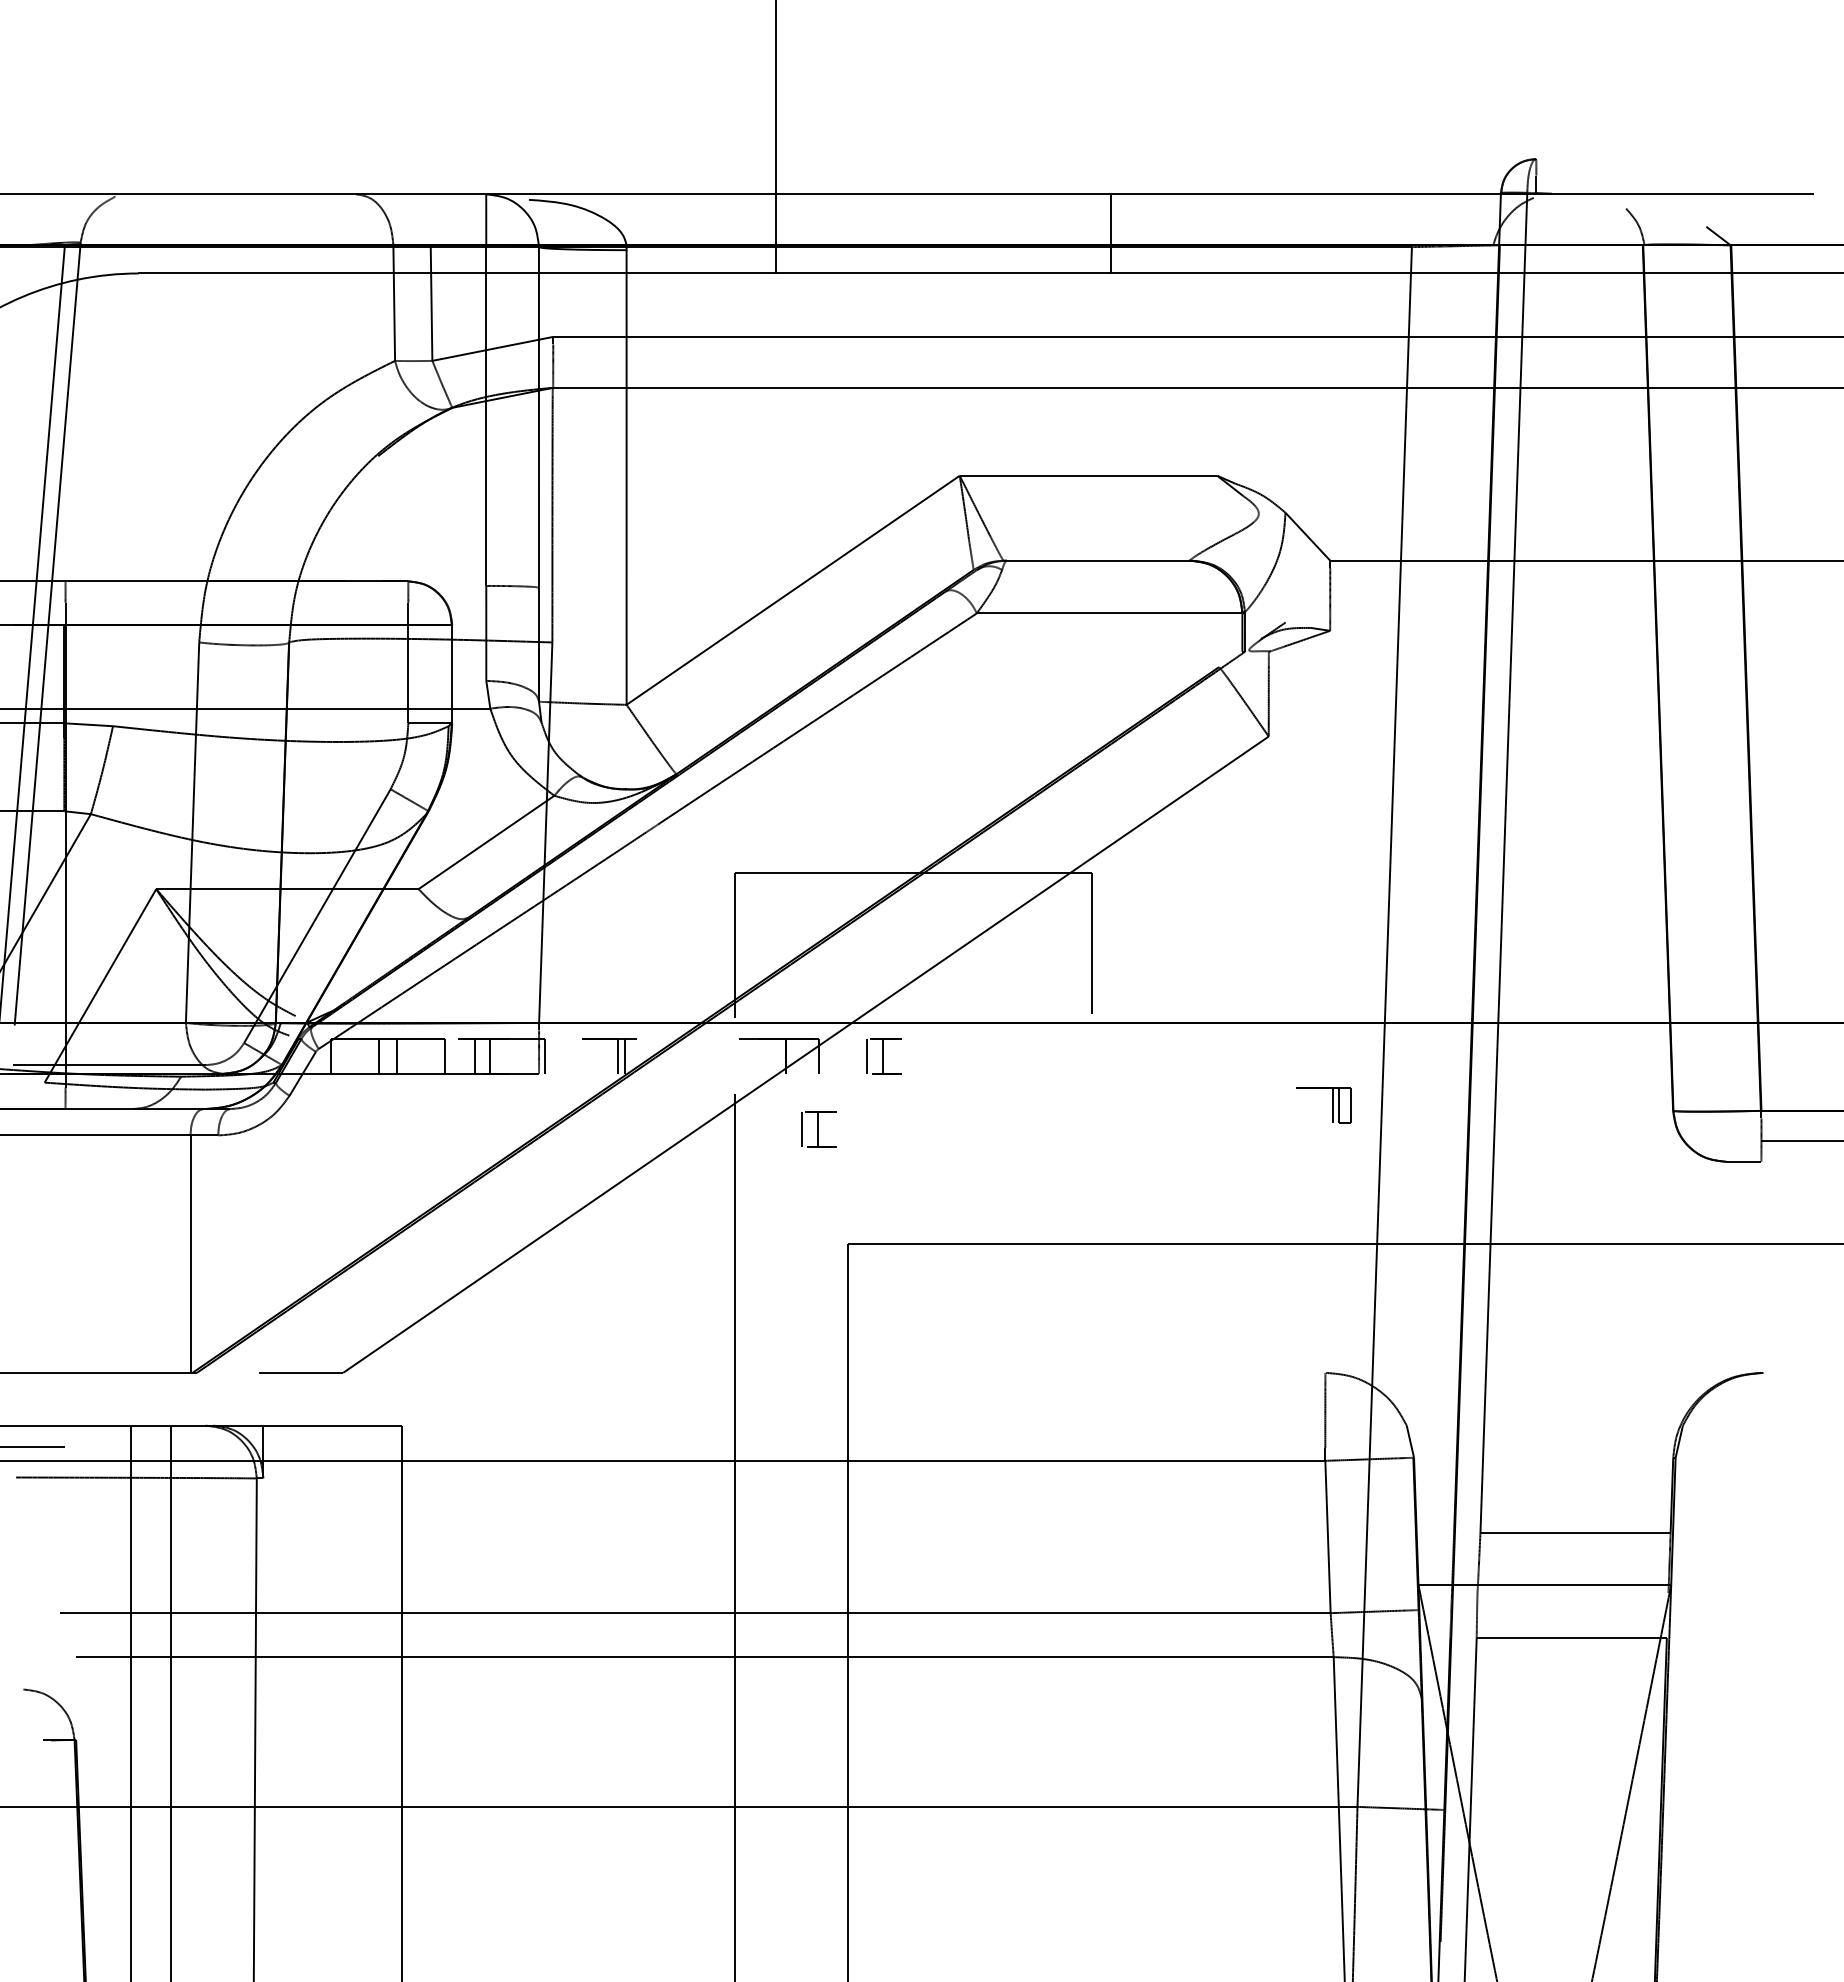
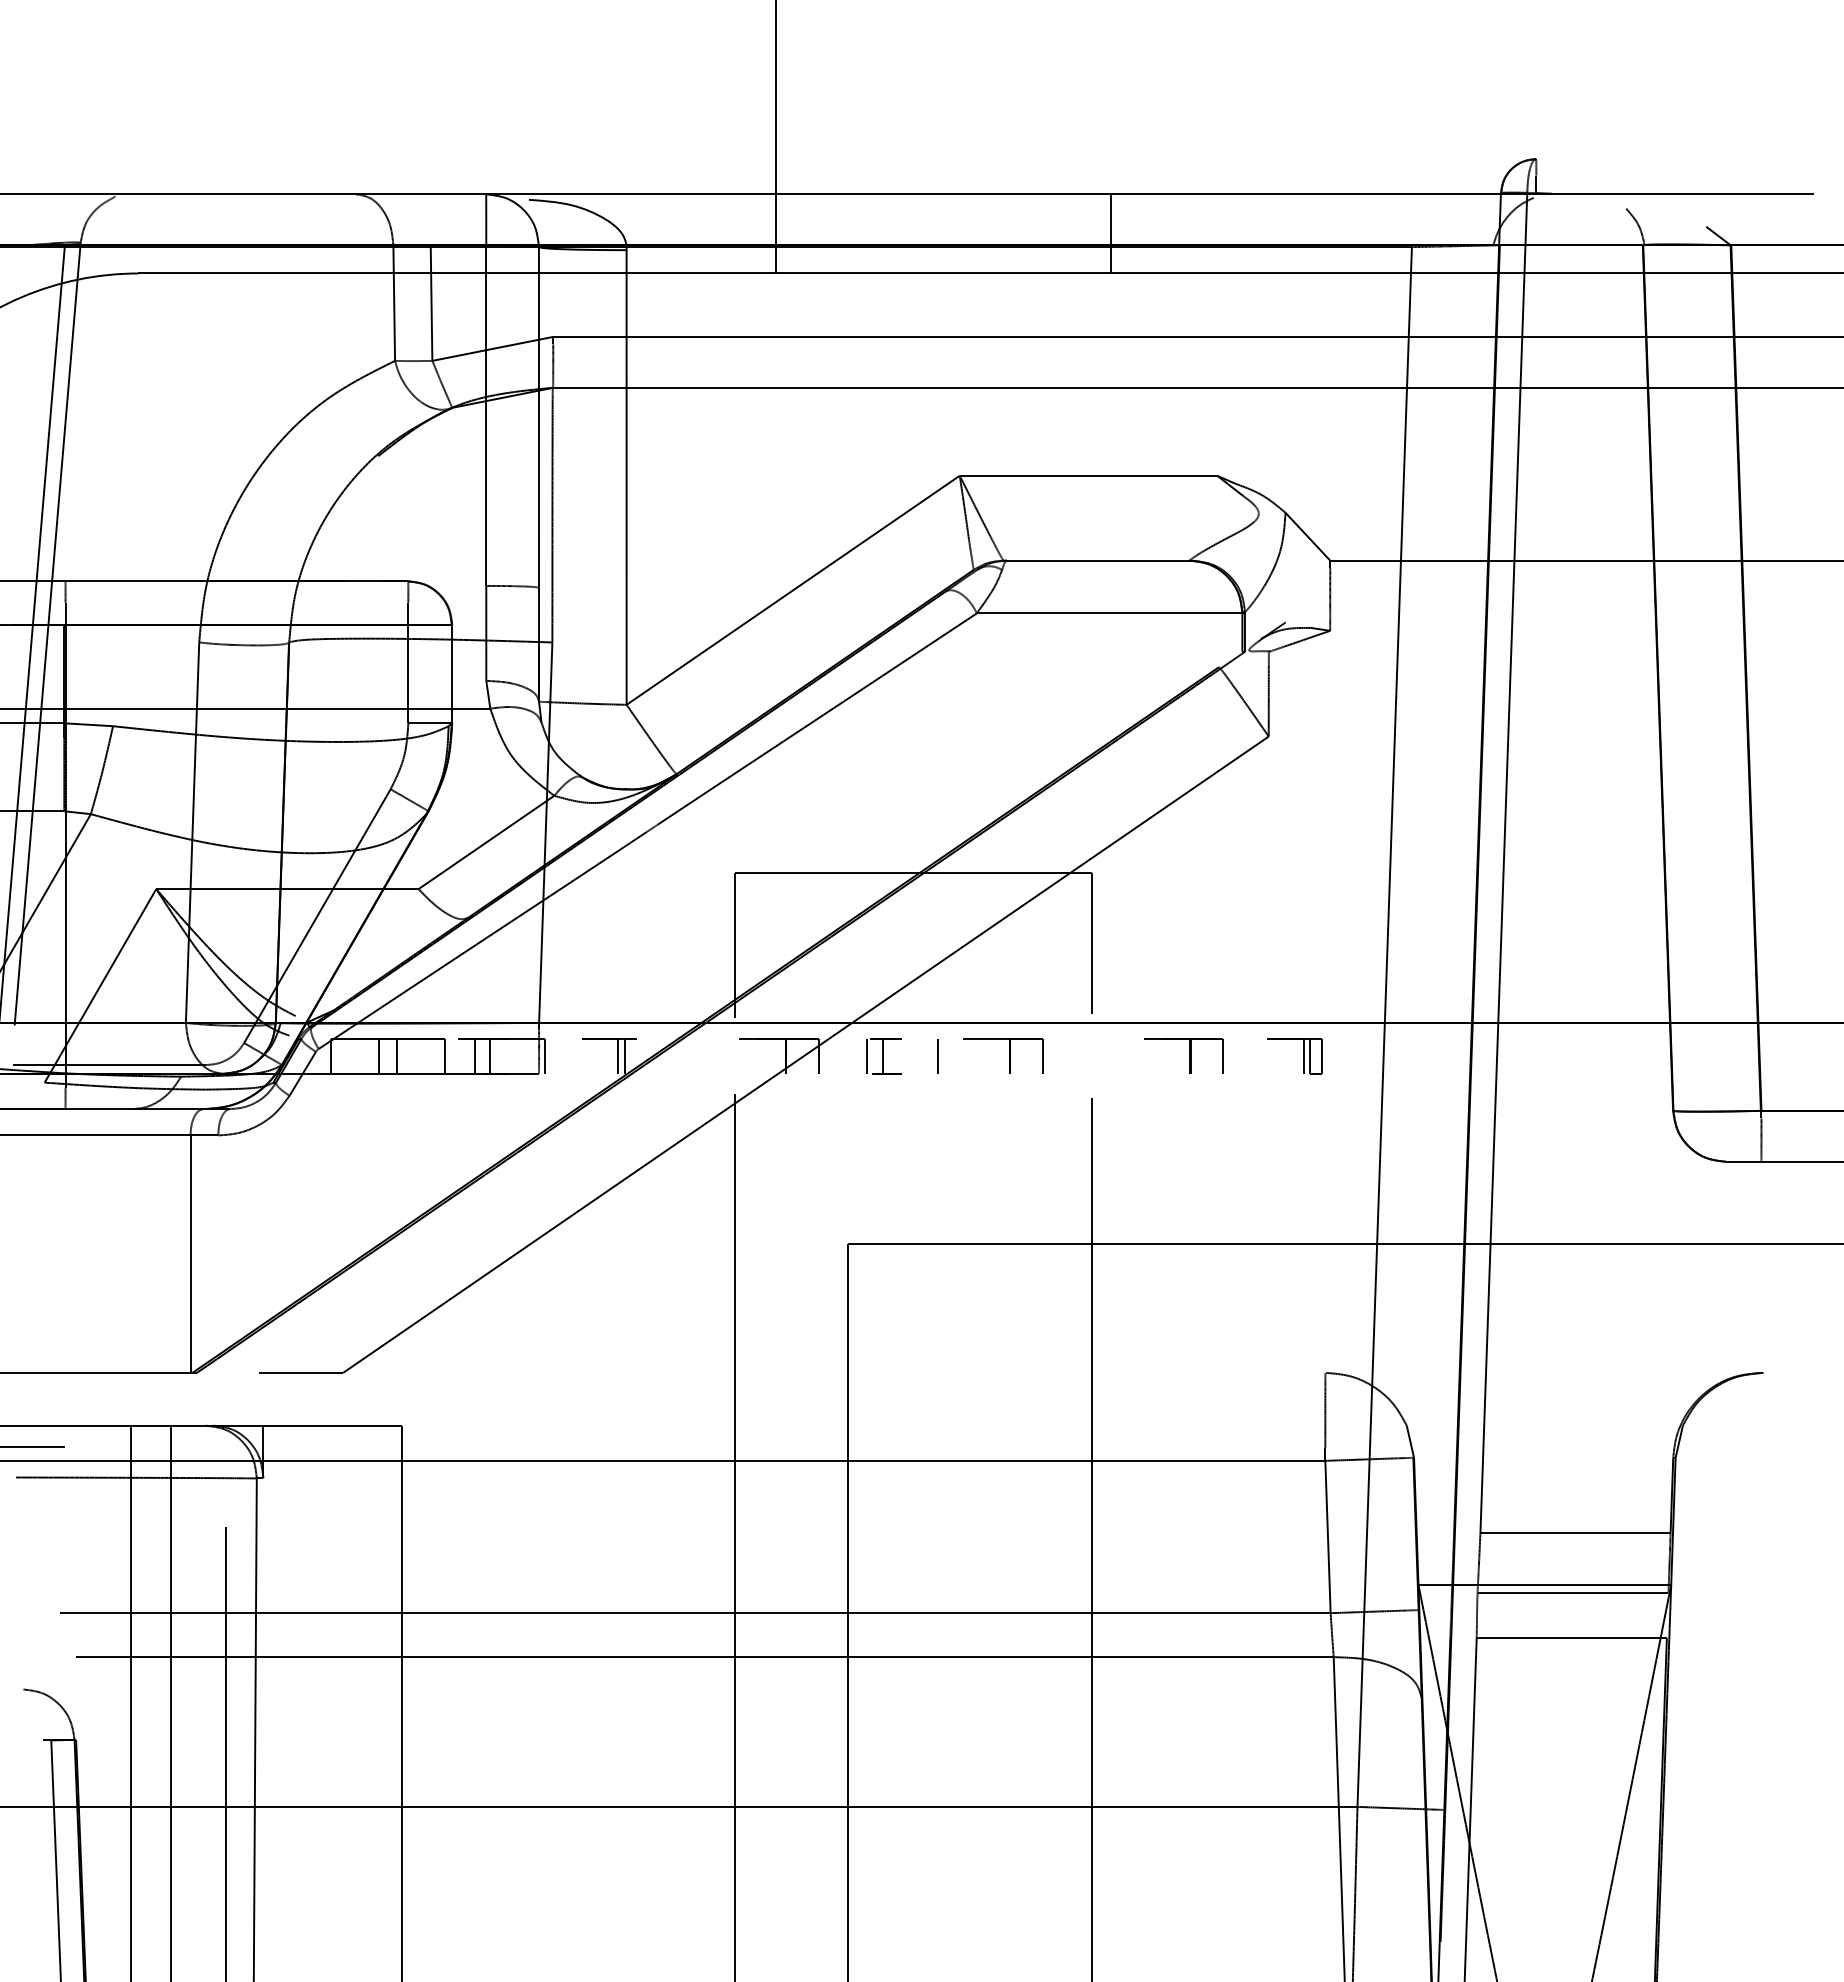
part: none -> present (1003, 1055)
part: none -> present (1183, 1055)
line: none -> present (937, 1056)
part position: (1332, 1105) -> (1303, 1056) (1303, 1056)
part: present -> none (818, 1129)
line position: (1800, 1140) -> (1800, 1161) (1800, 1161)
line: none -> present (1091, 1538)
line: none -> present (1572, 1593)
line: none -> present (225, 1752)
line: none -> present (55, 1859)
